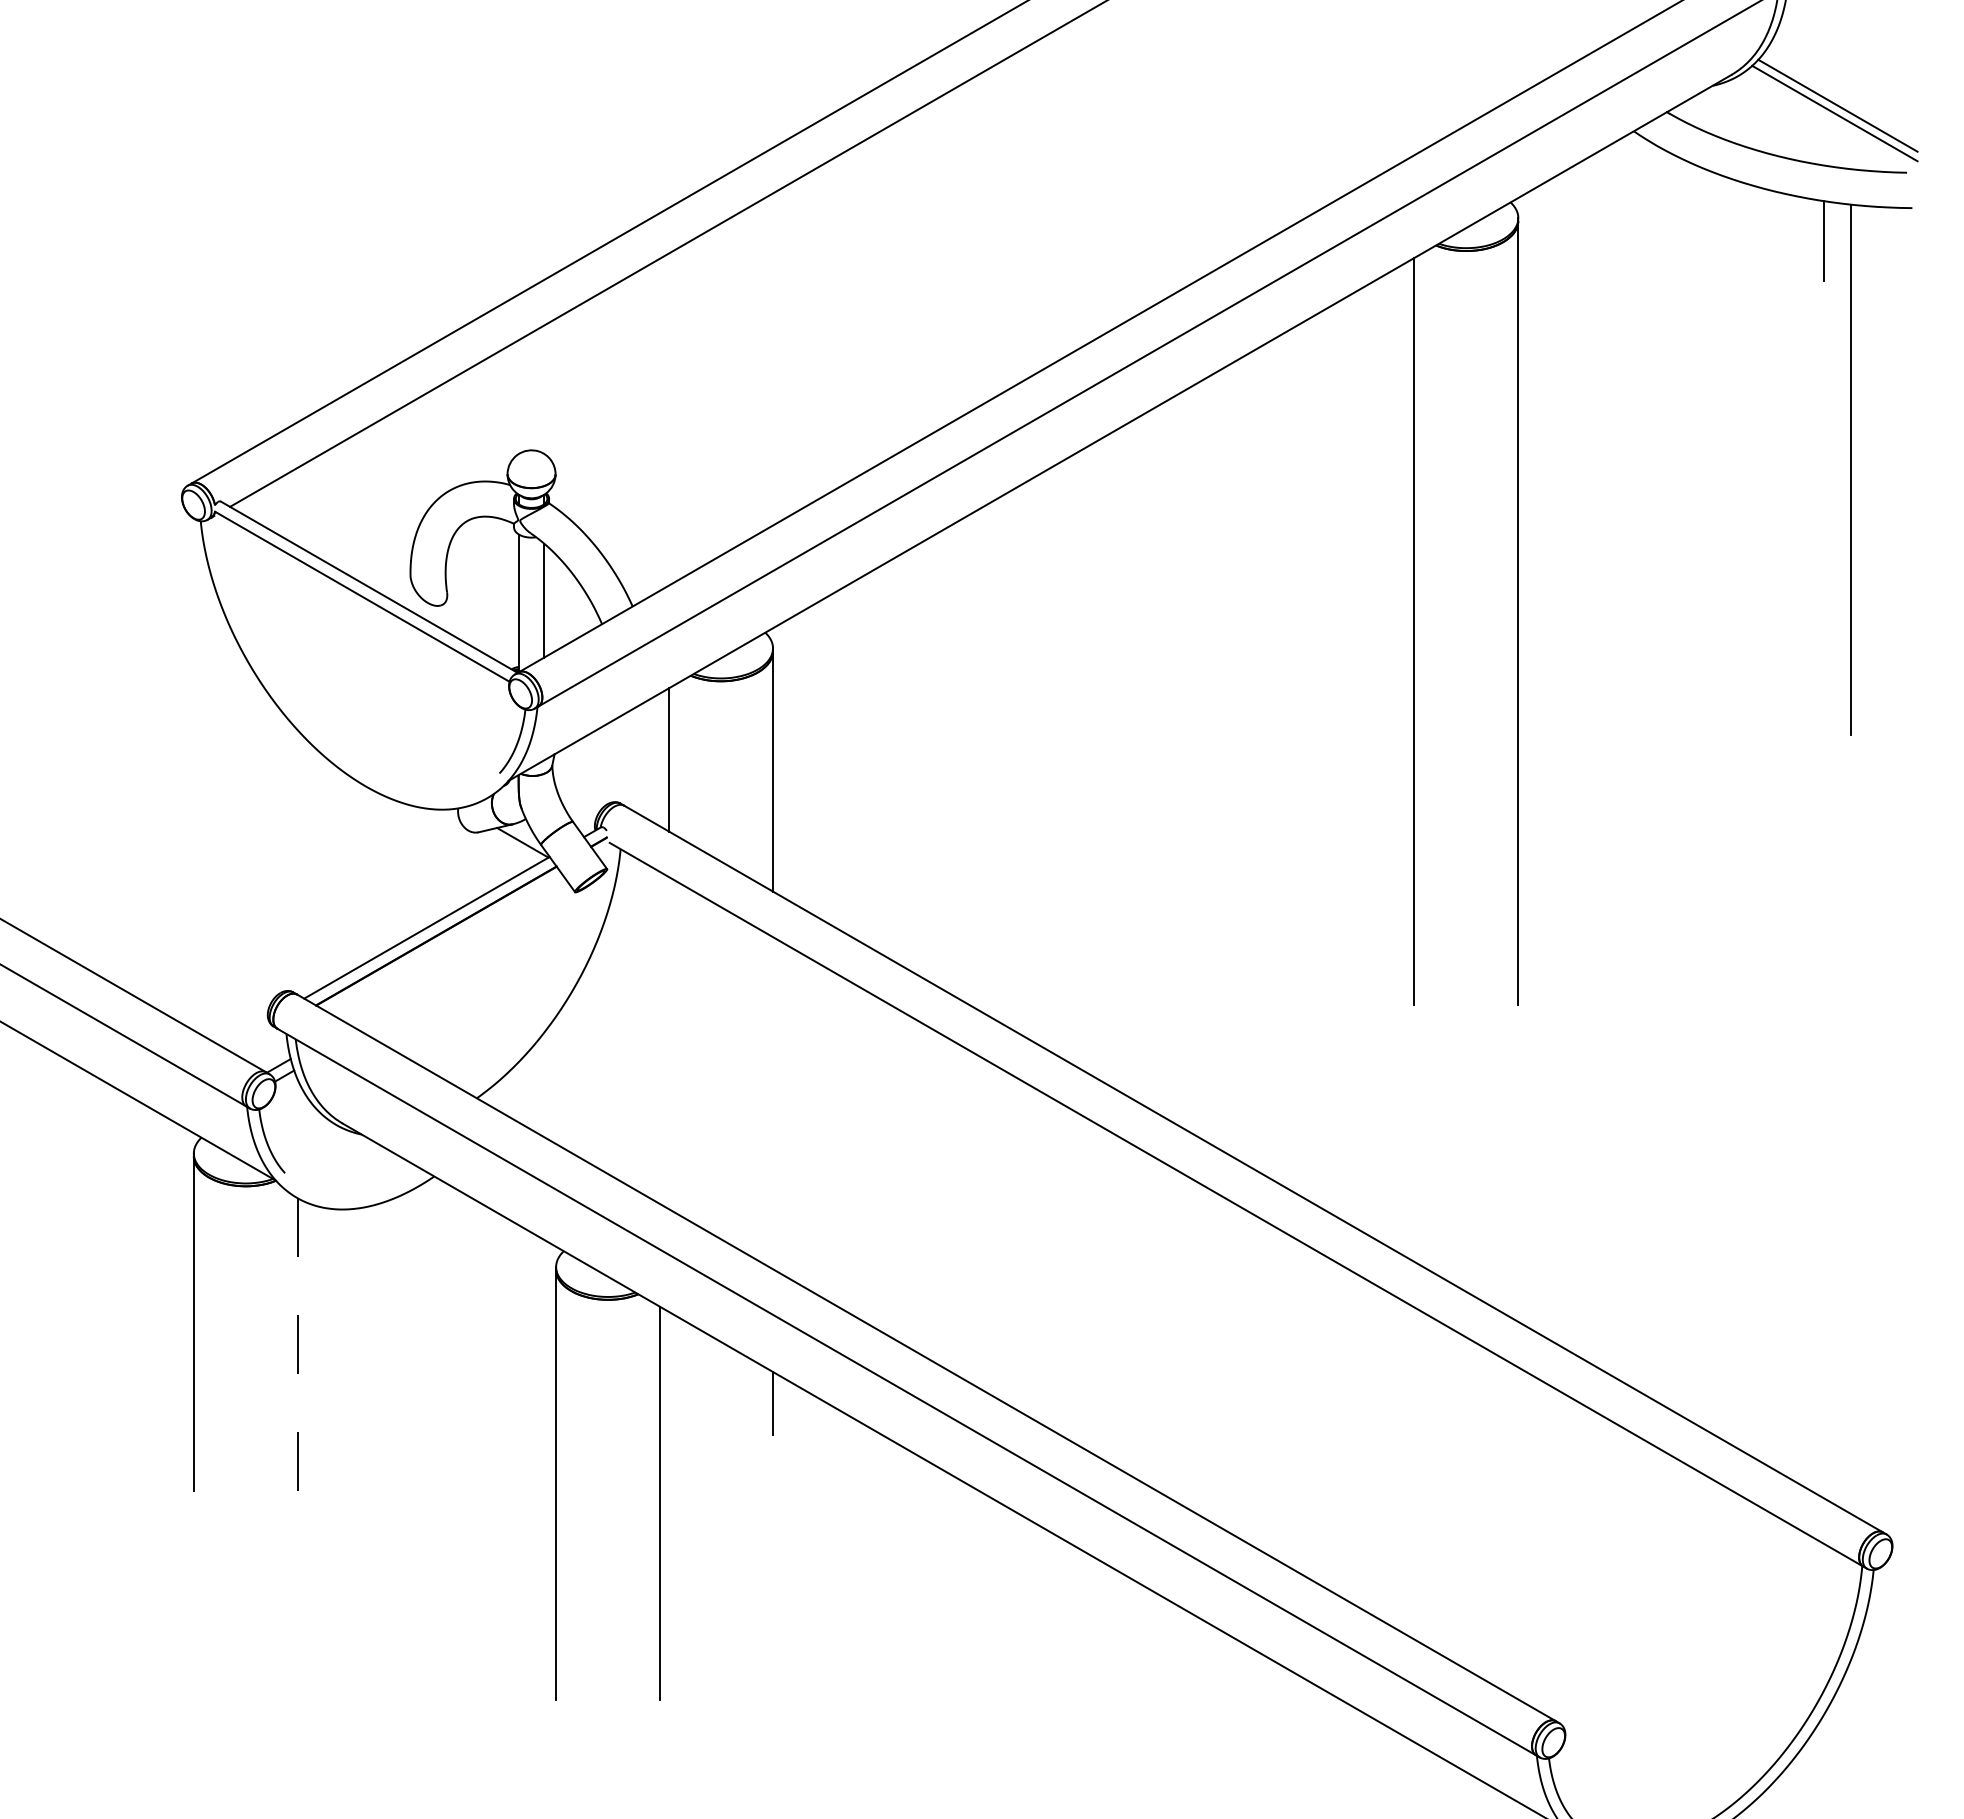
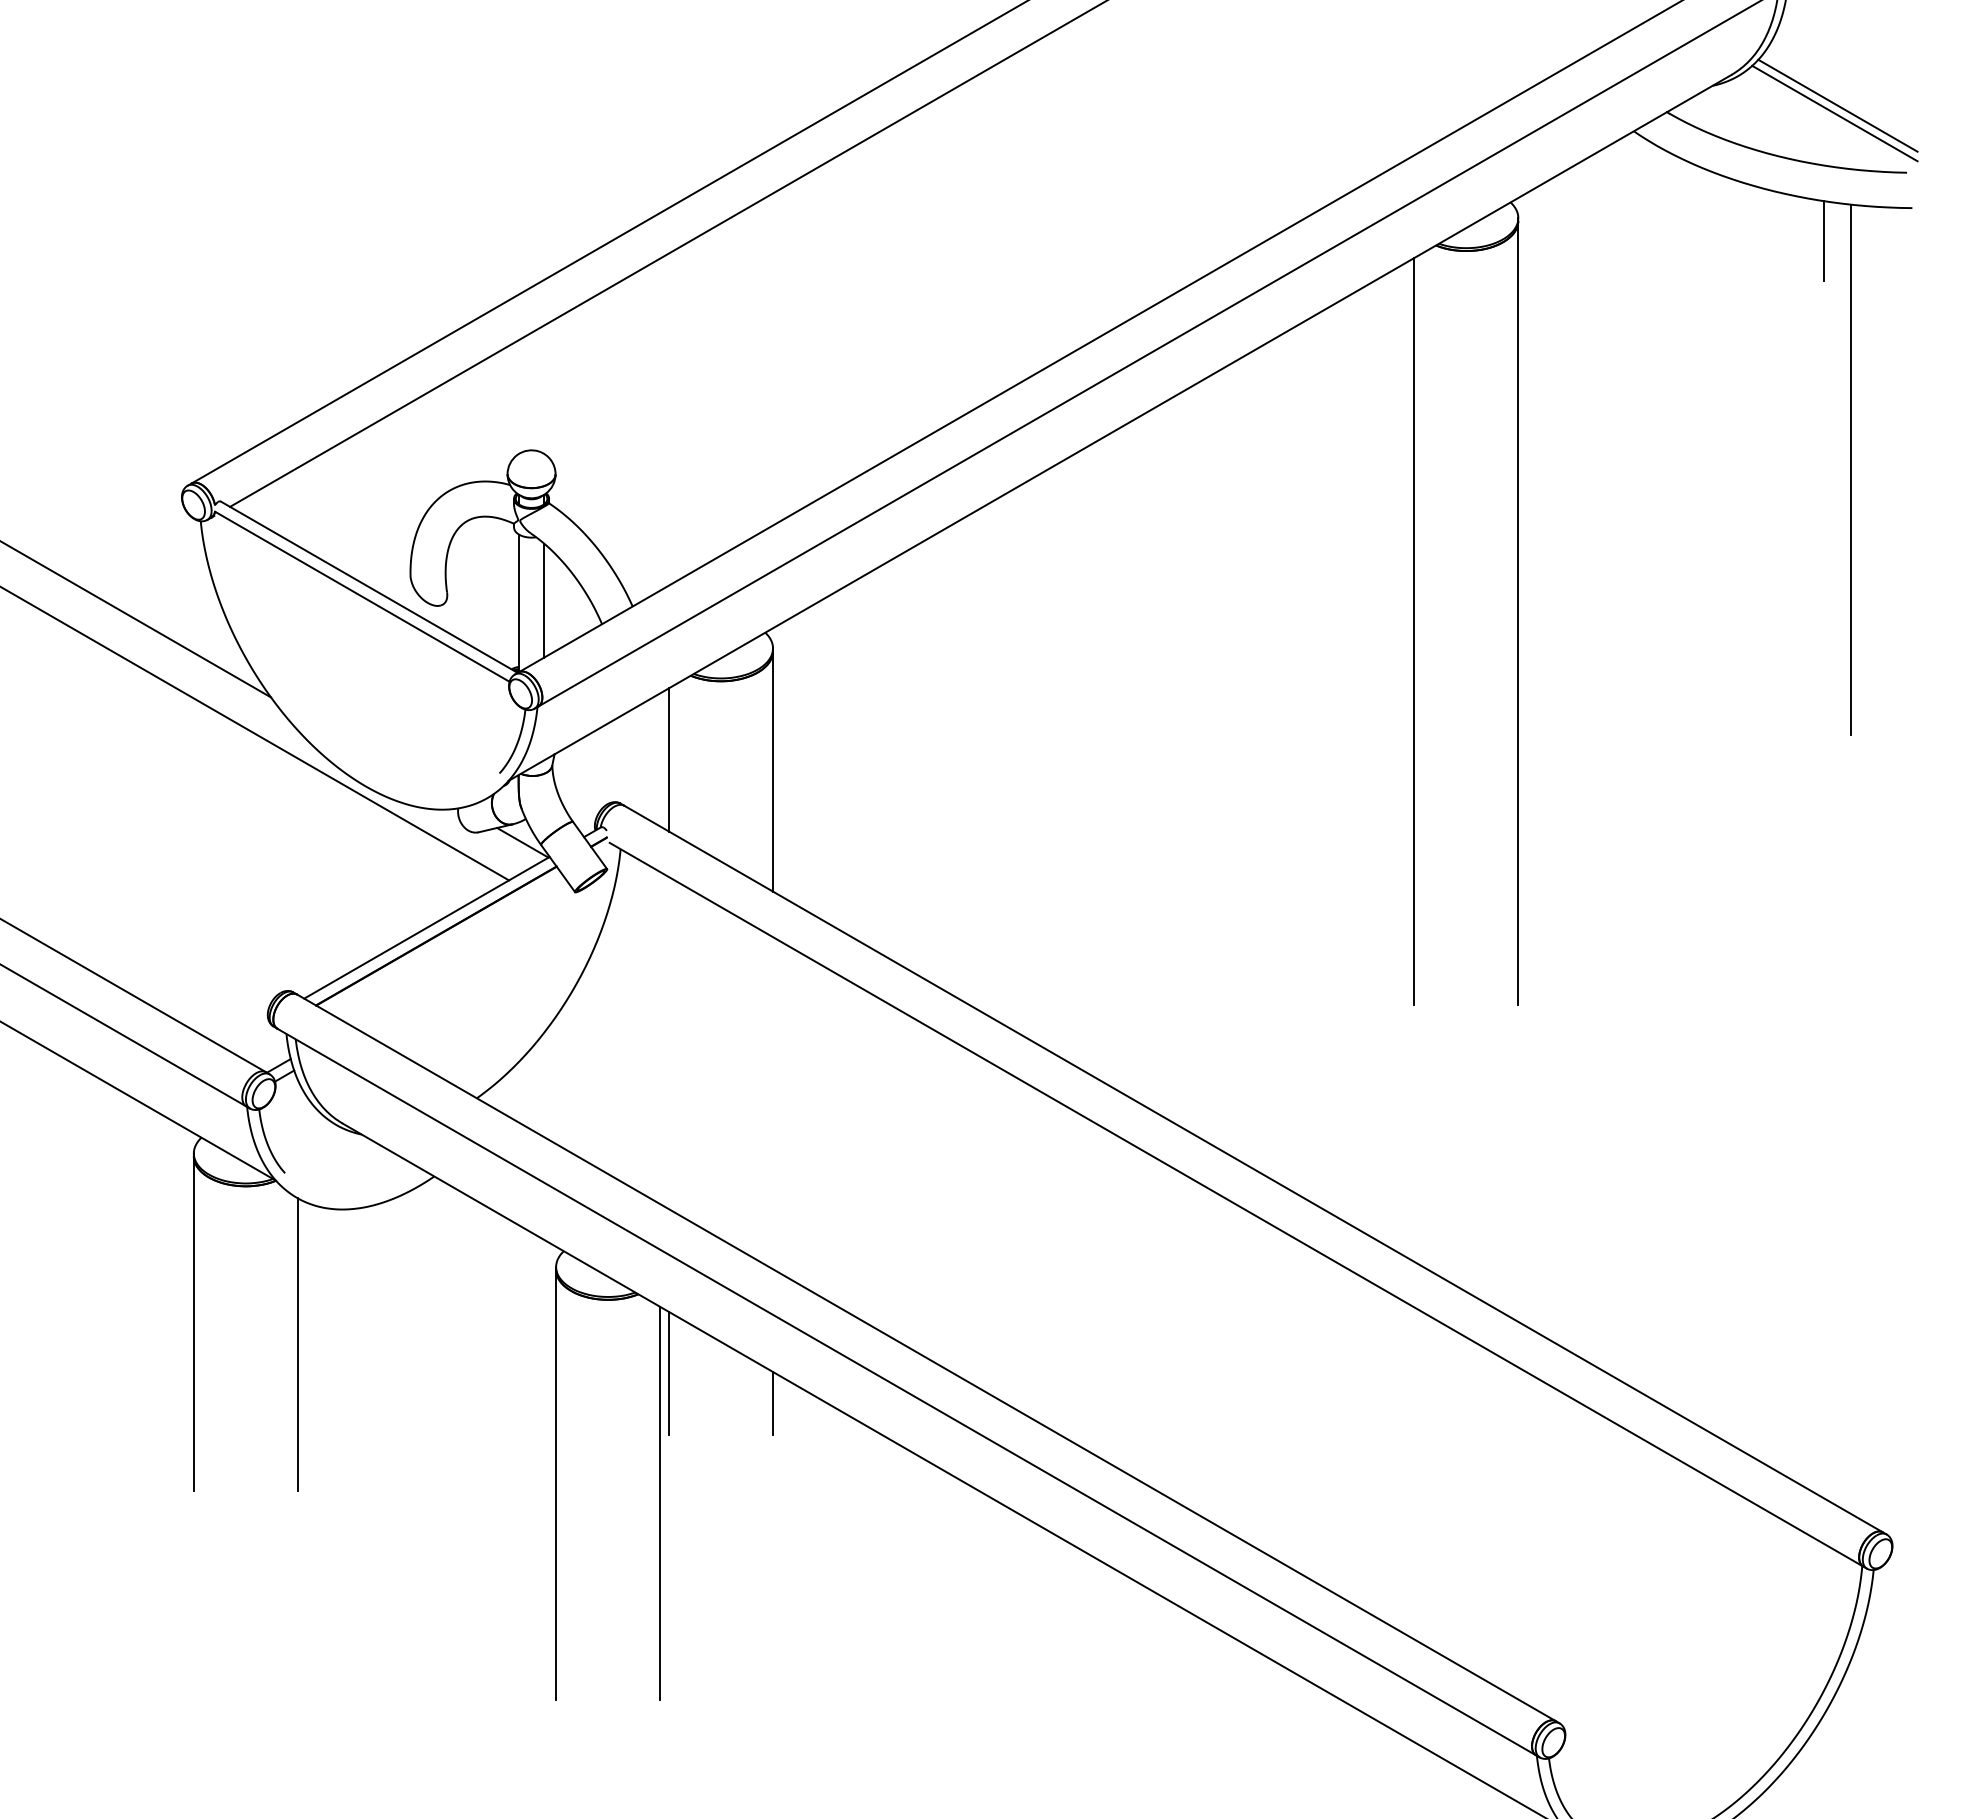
line: none -> present (136, 619)
line: none -> present (255, 733)
line: dashed -> solid (297, 1344)
line: none -> present (668, 1373)
